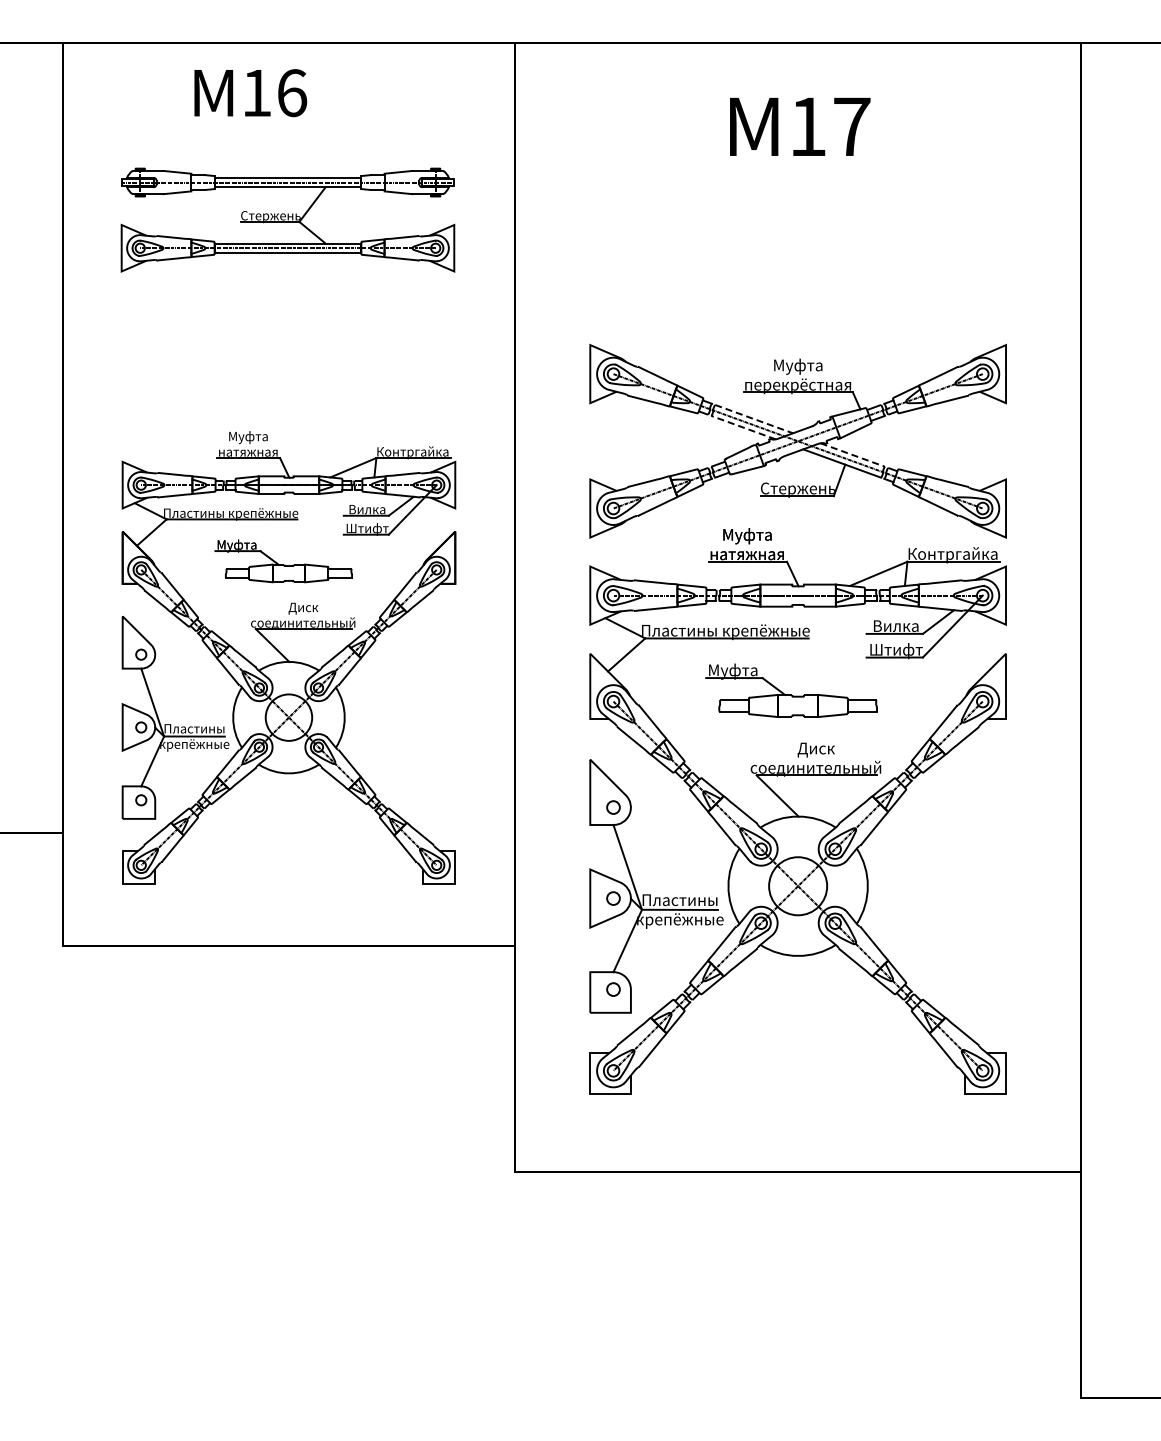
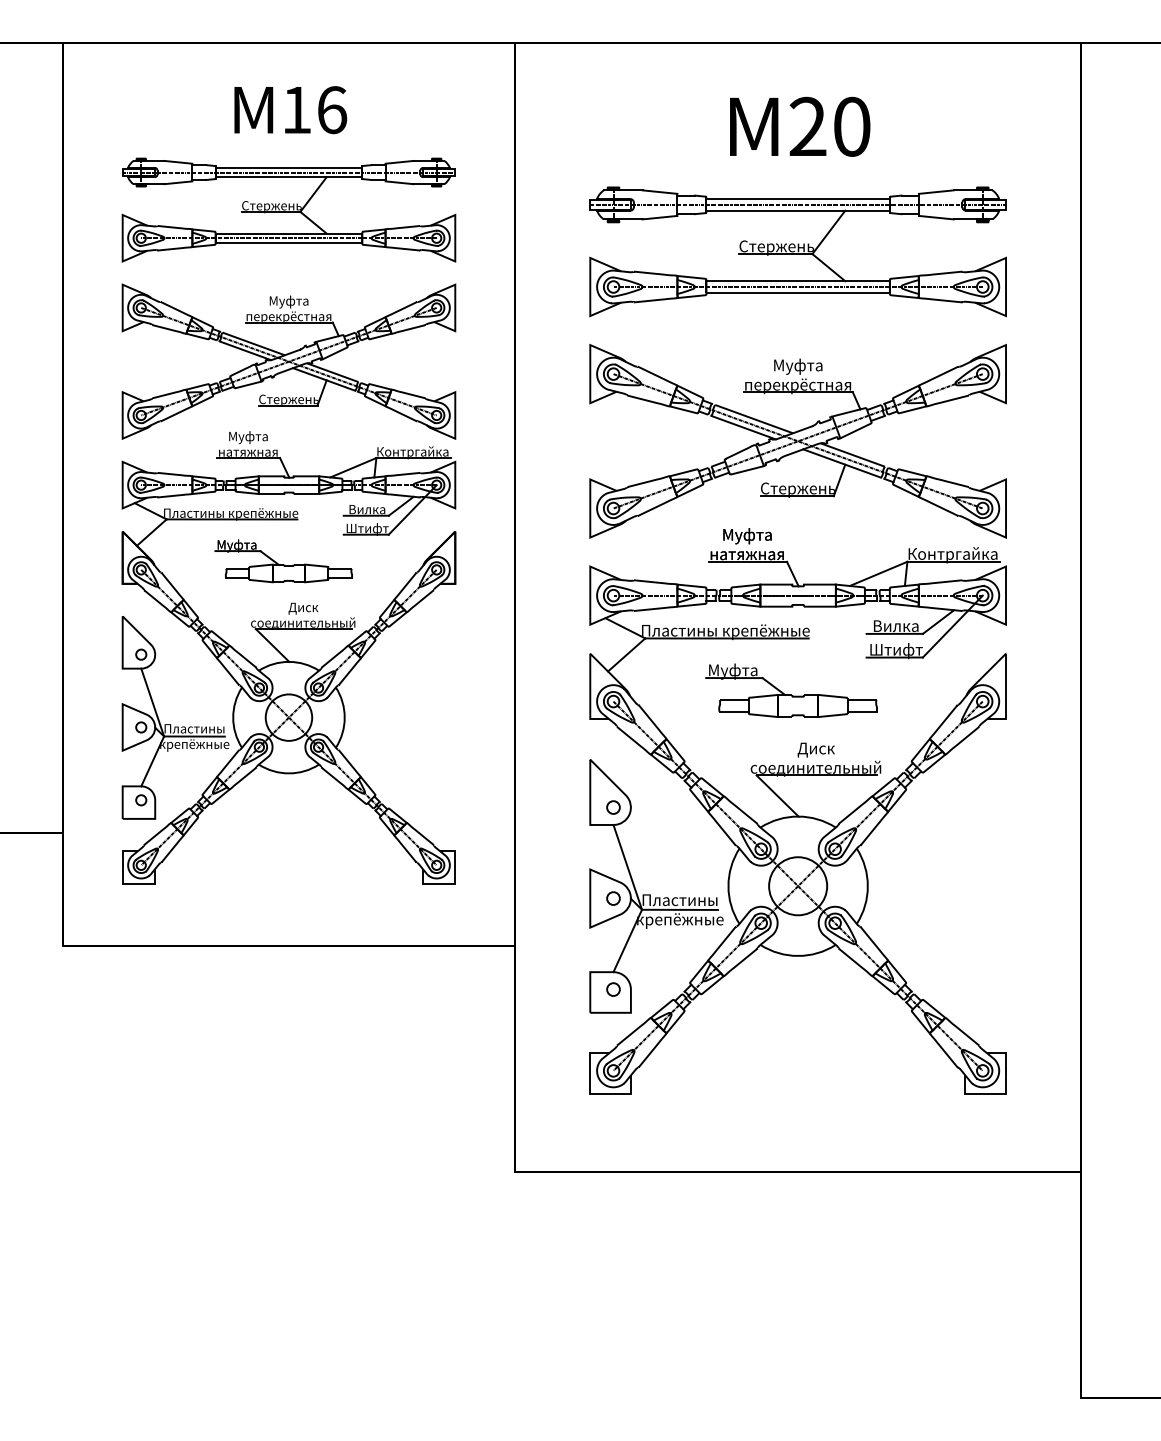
text position: (250, 93) -> (290, 110) (290, 110)
text: 17 -> 20 (829, 126)
part position: (287, 219) -> (288, 209) (288, 209)
part: none -> present (797, 251)
part: none -> present (288, 361)
line: dashed -> solid (754, 419)
line: dashed -> solid (743, 427)
line: dashed -> solid (853, 455)
